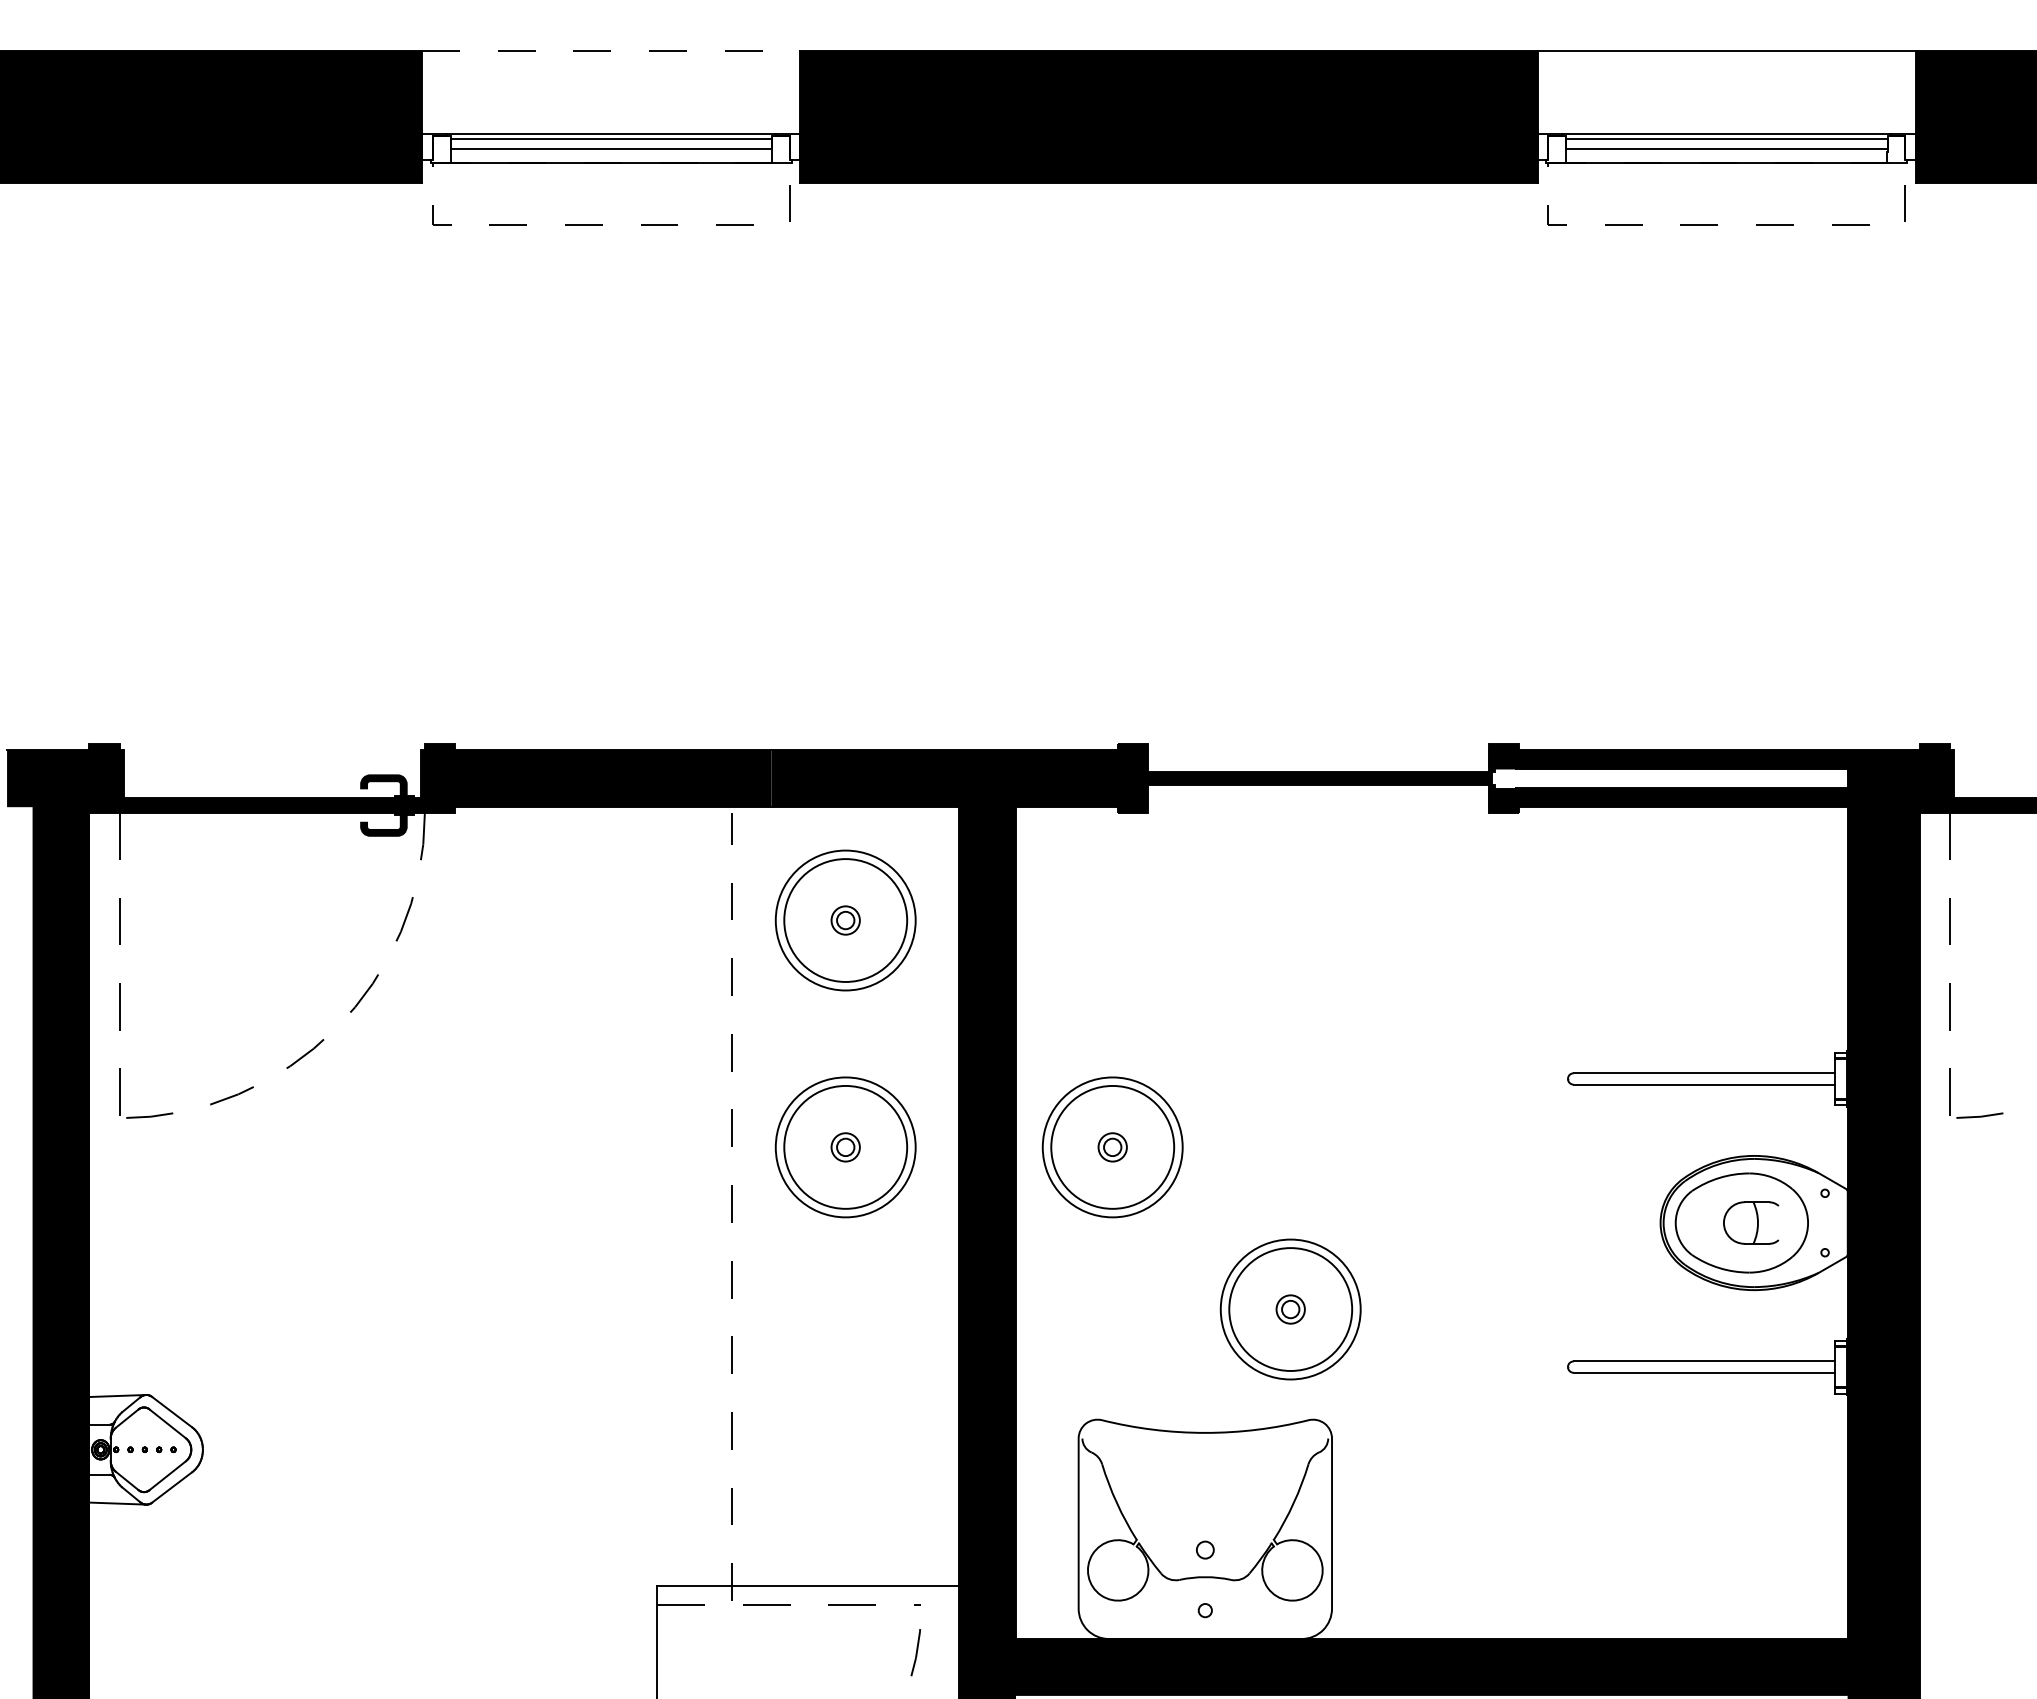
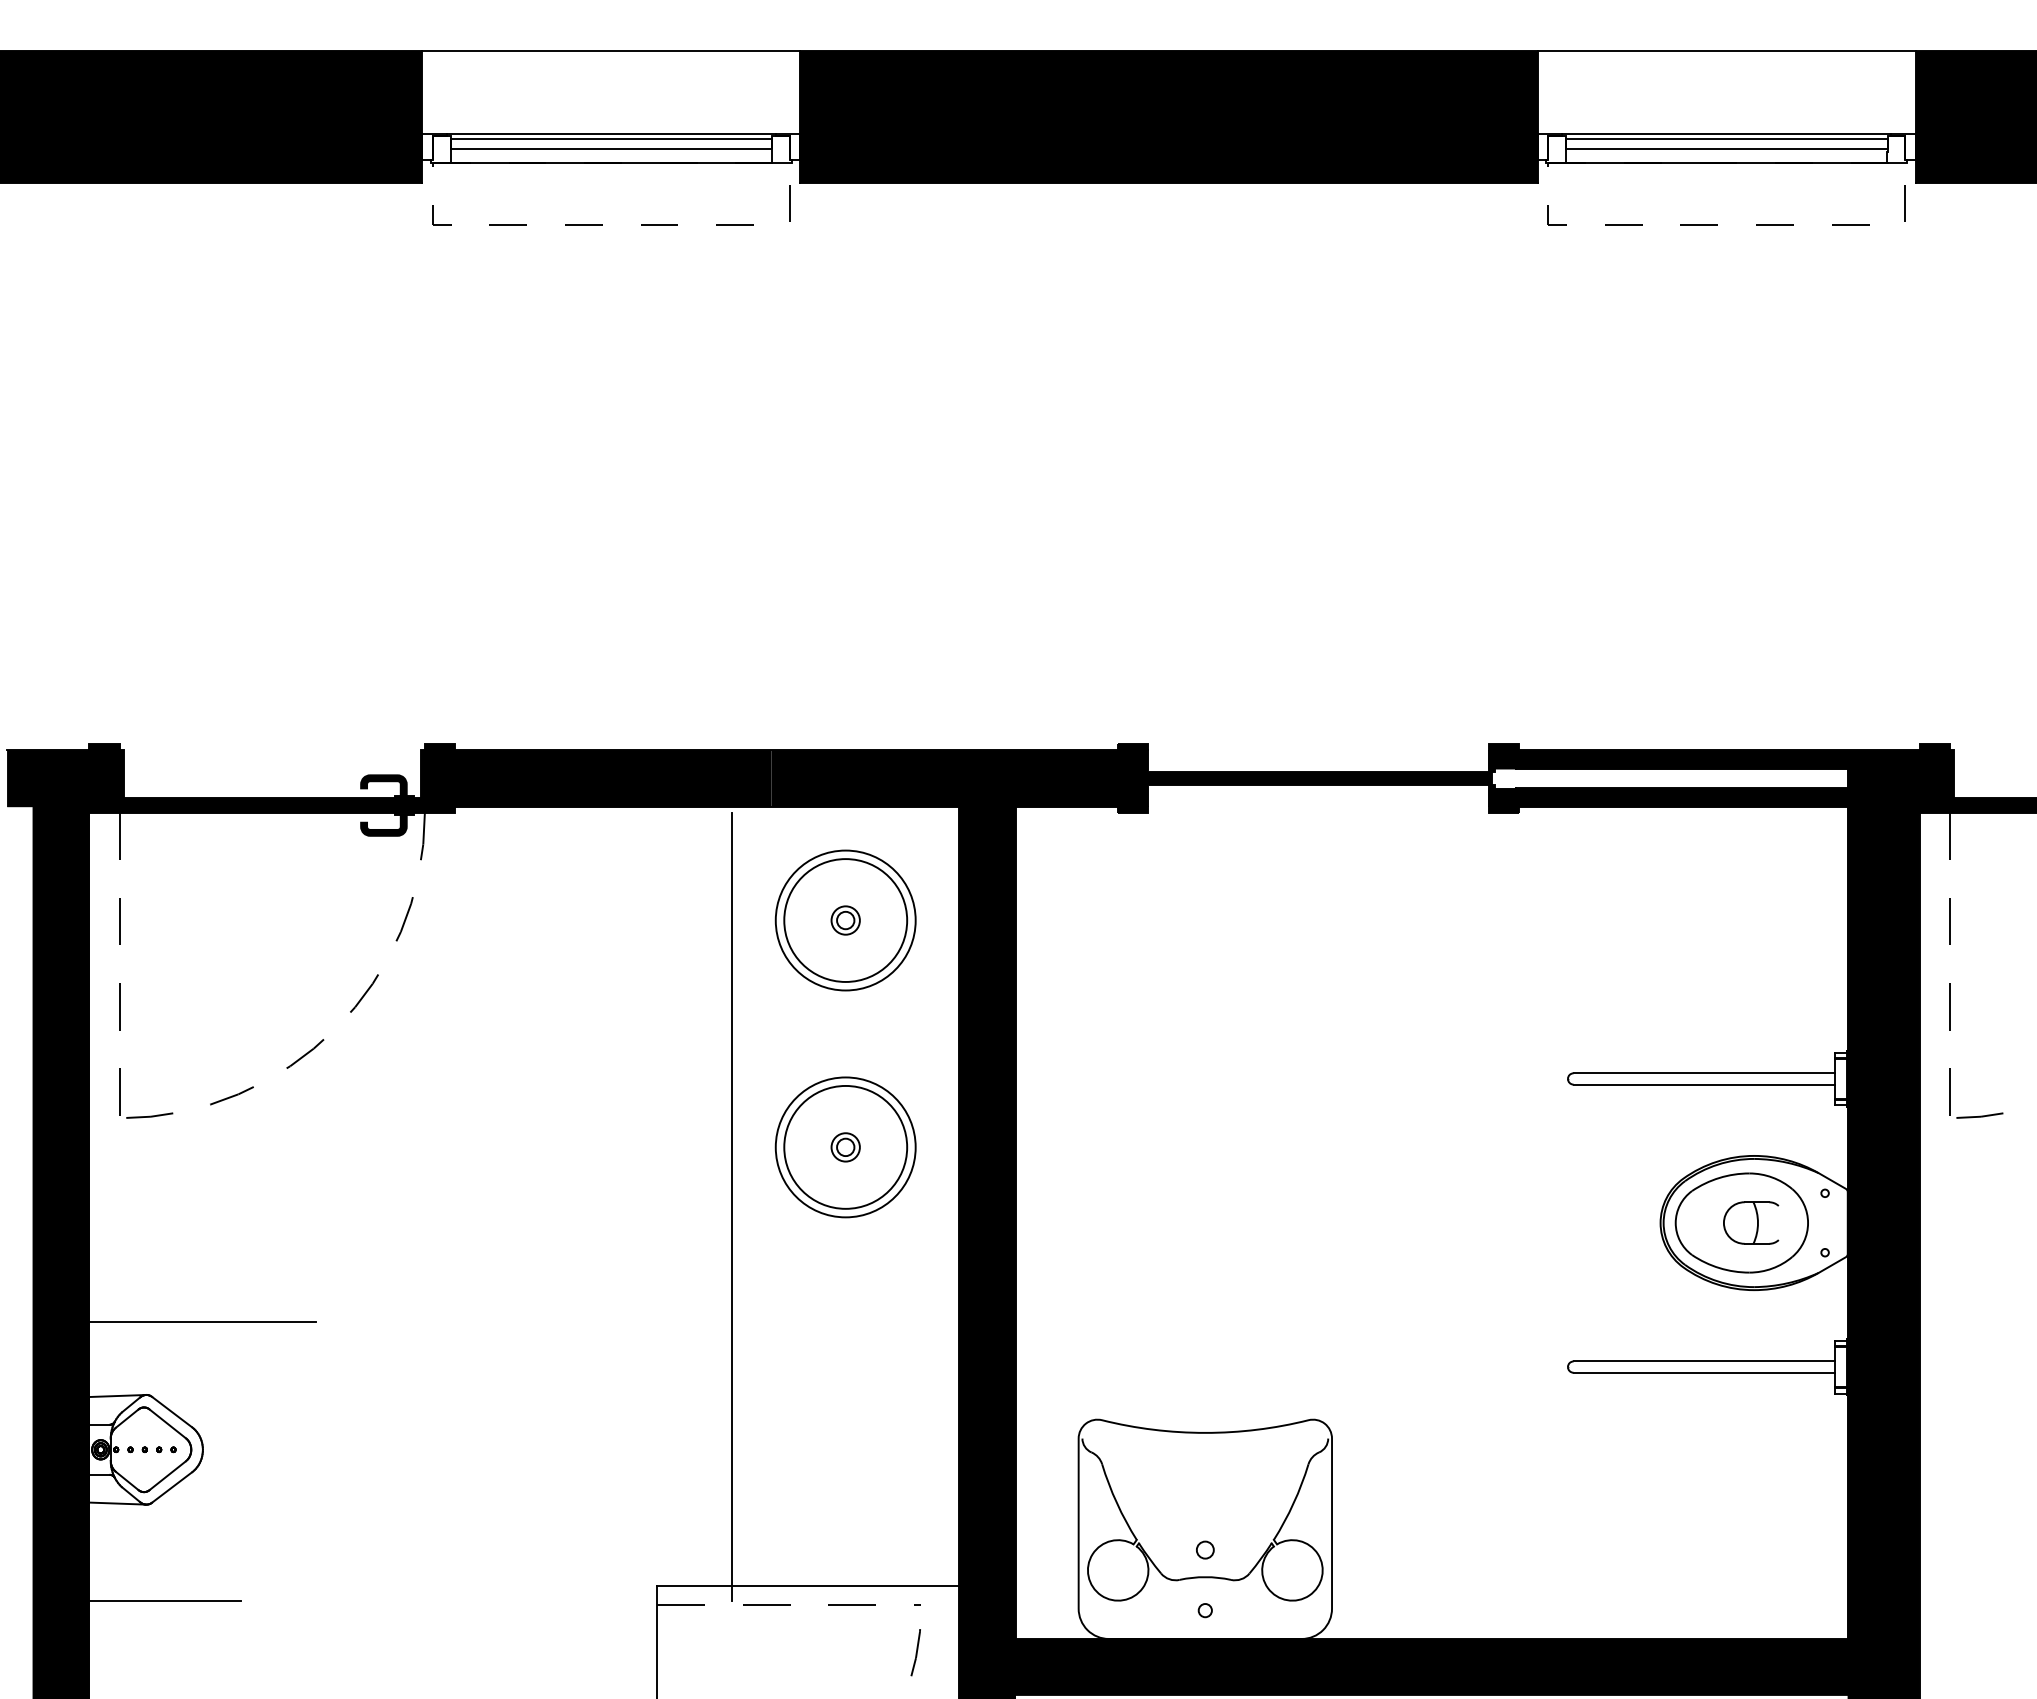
line: dashed -> solid (611, 50)
part: present -> none (1112, 1147)
line: dashed -> solid (732, 1207)
part: present -> none (1290, 1309)
line: none -> present (202, 1321)
line: none -> present (164, 1601)
